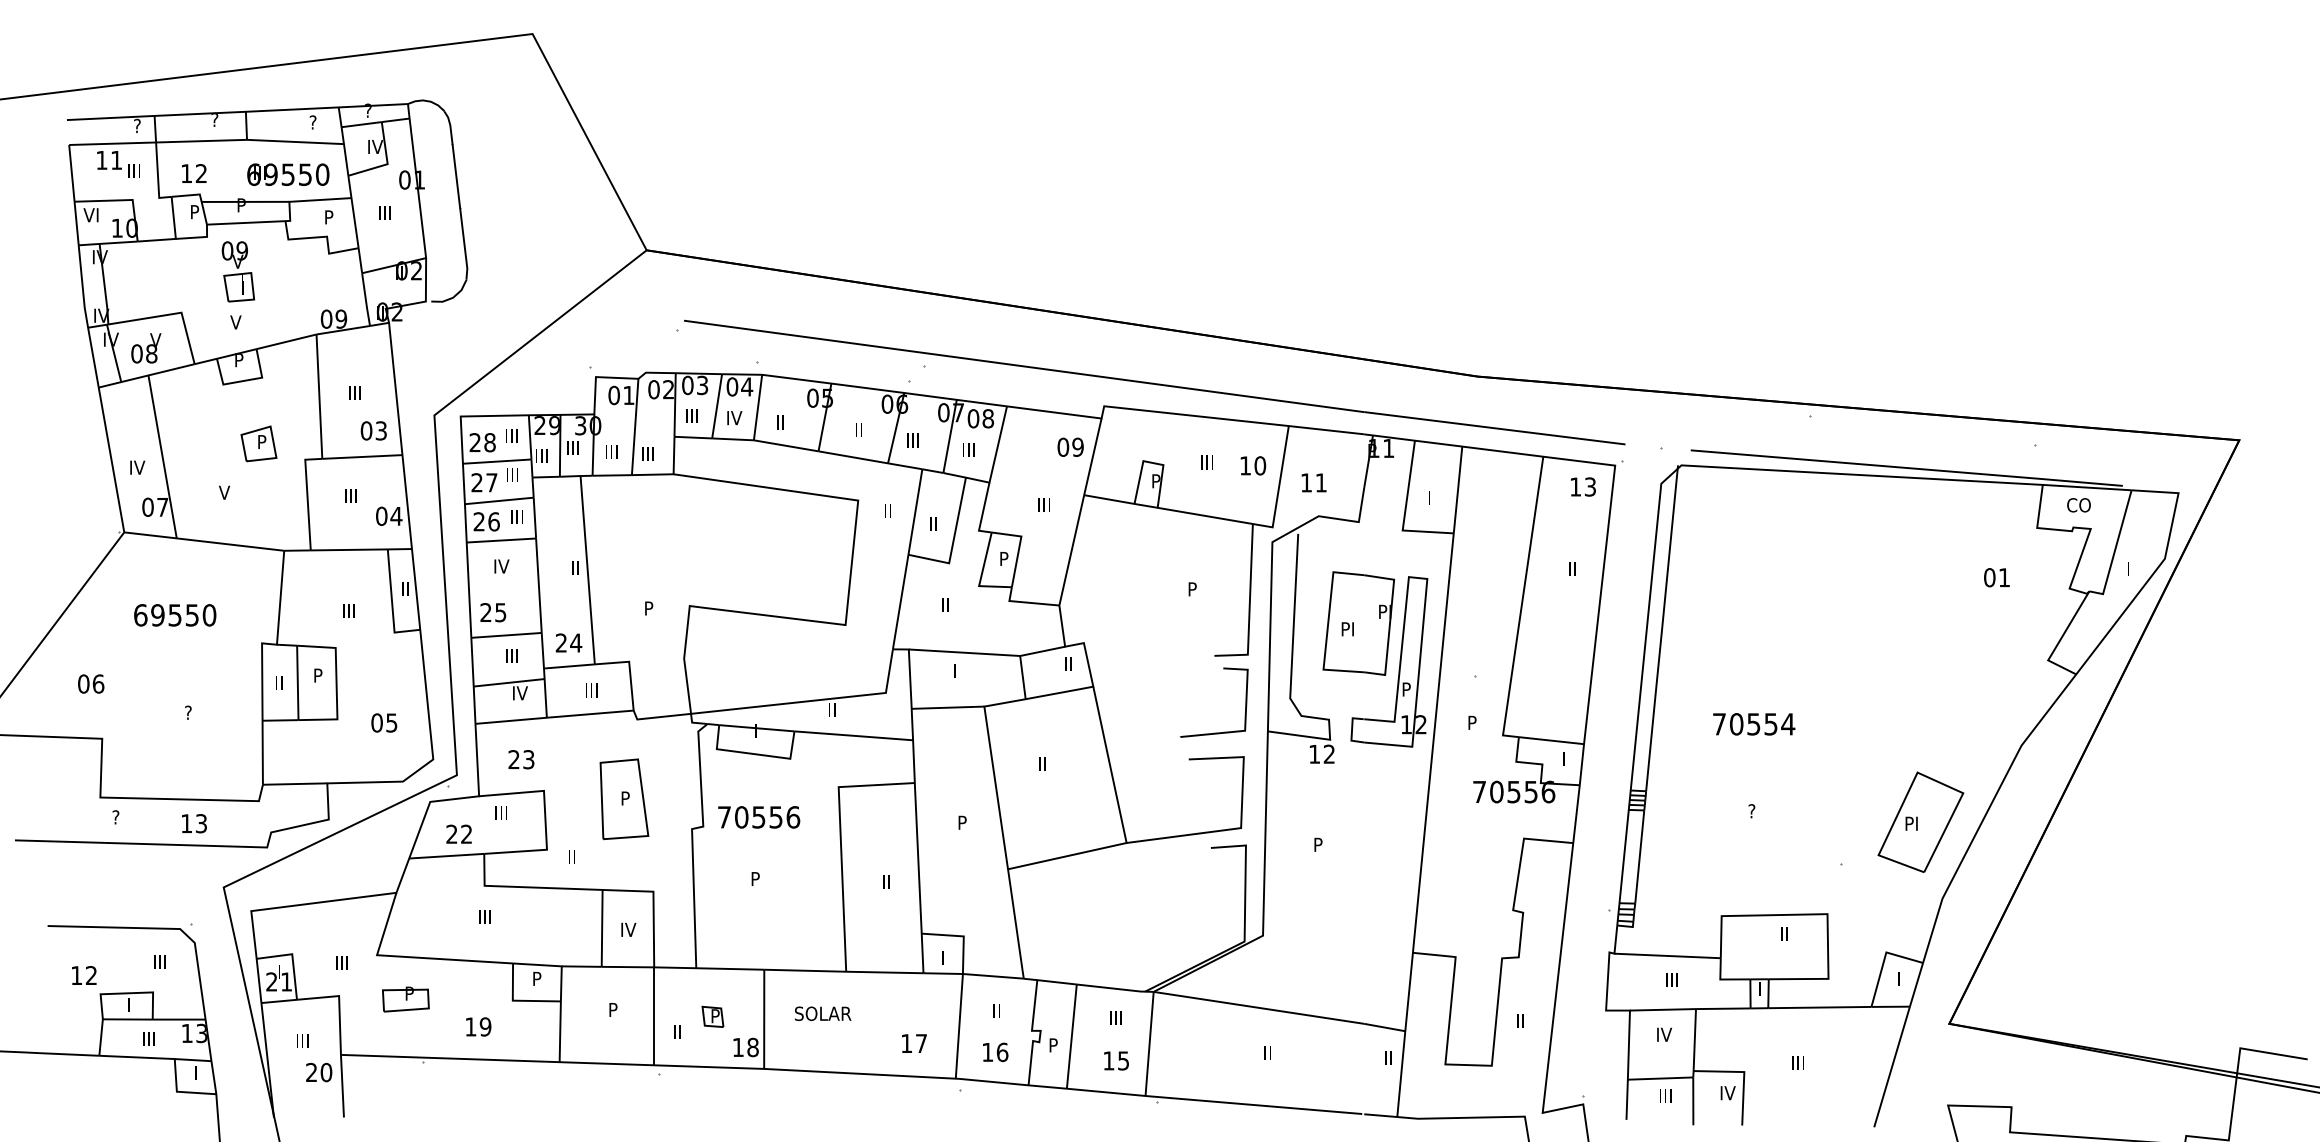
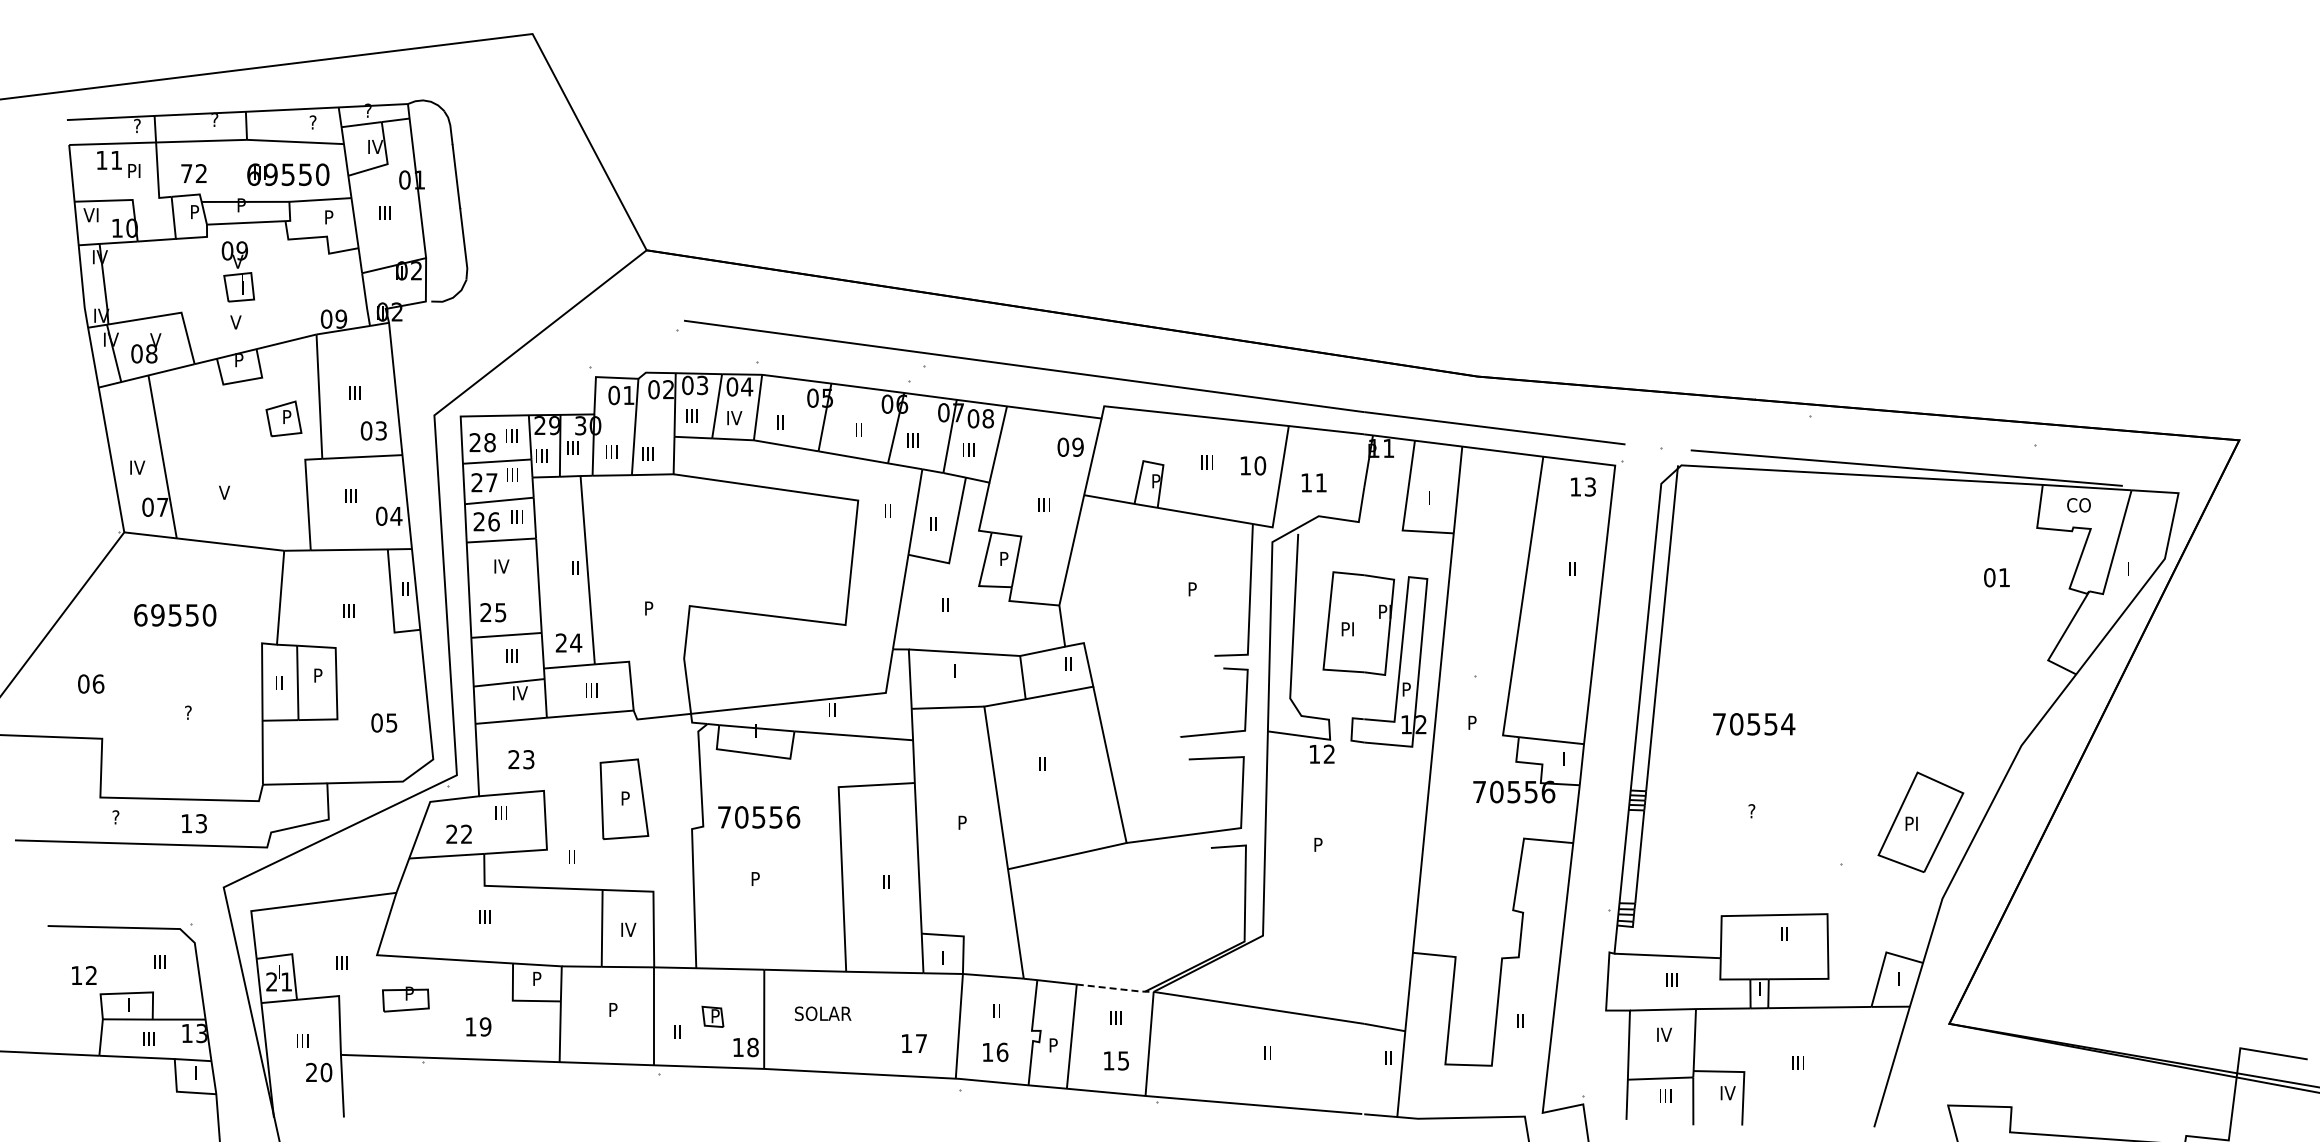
text: III -> PI (134, 170)
text: 12 -> 72 (186, 173)
part position: (258, 443) -> (283, 418) (283, 418)
line: solid -> dashed (1116, 988)
